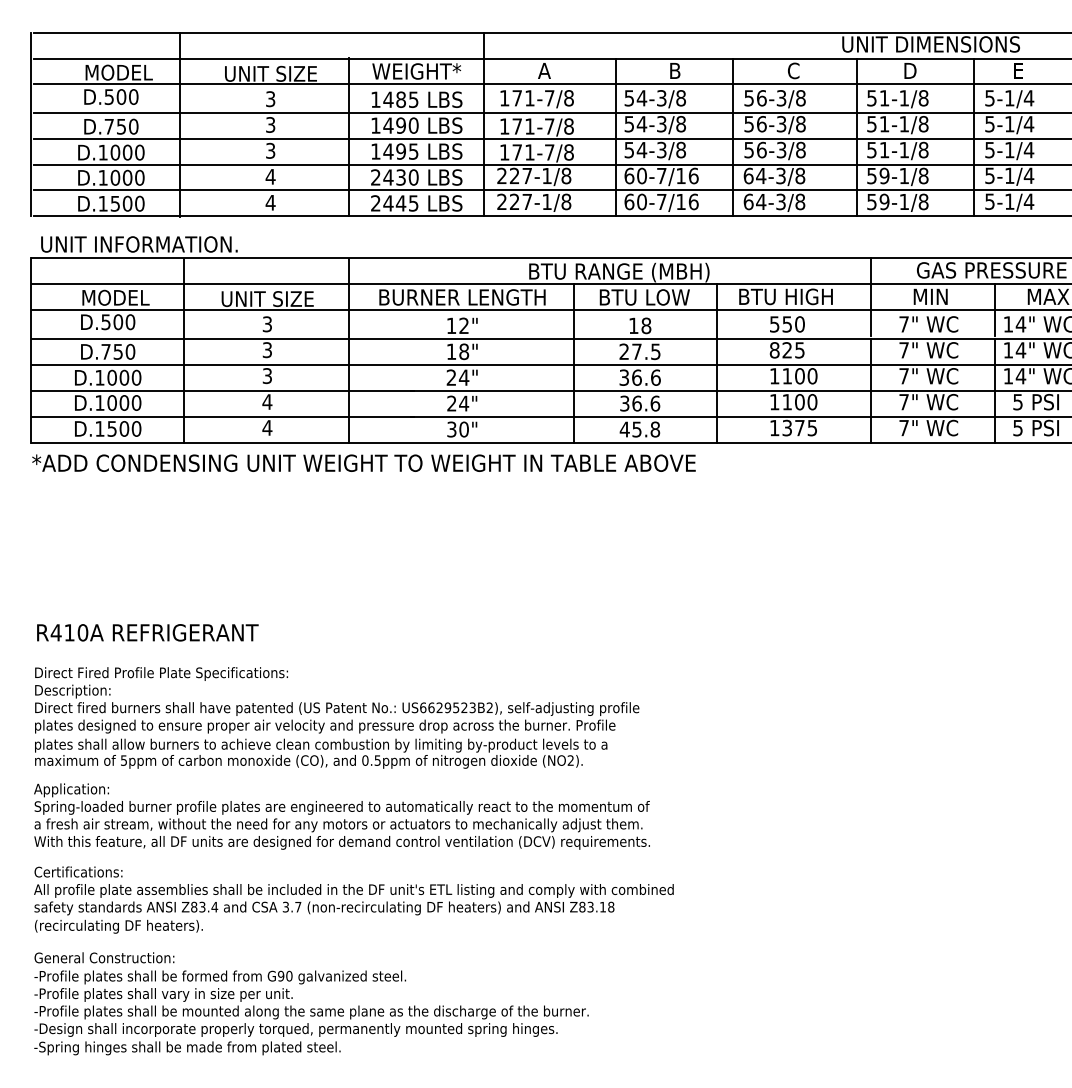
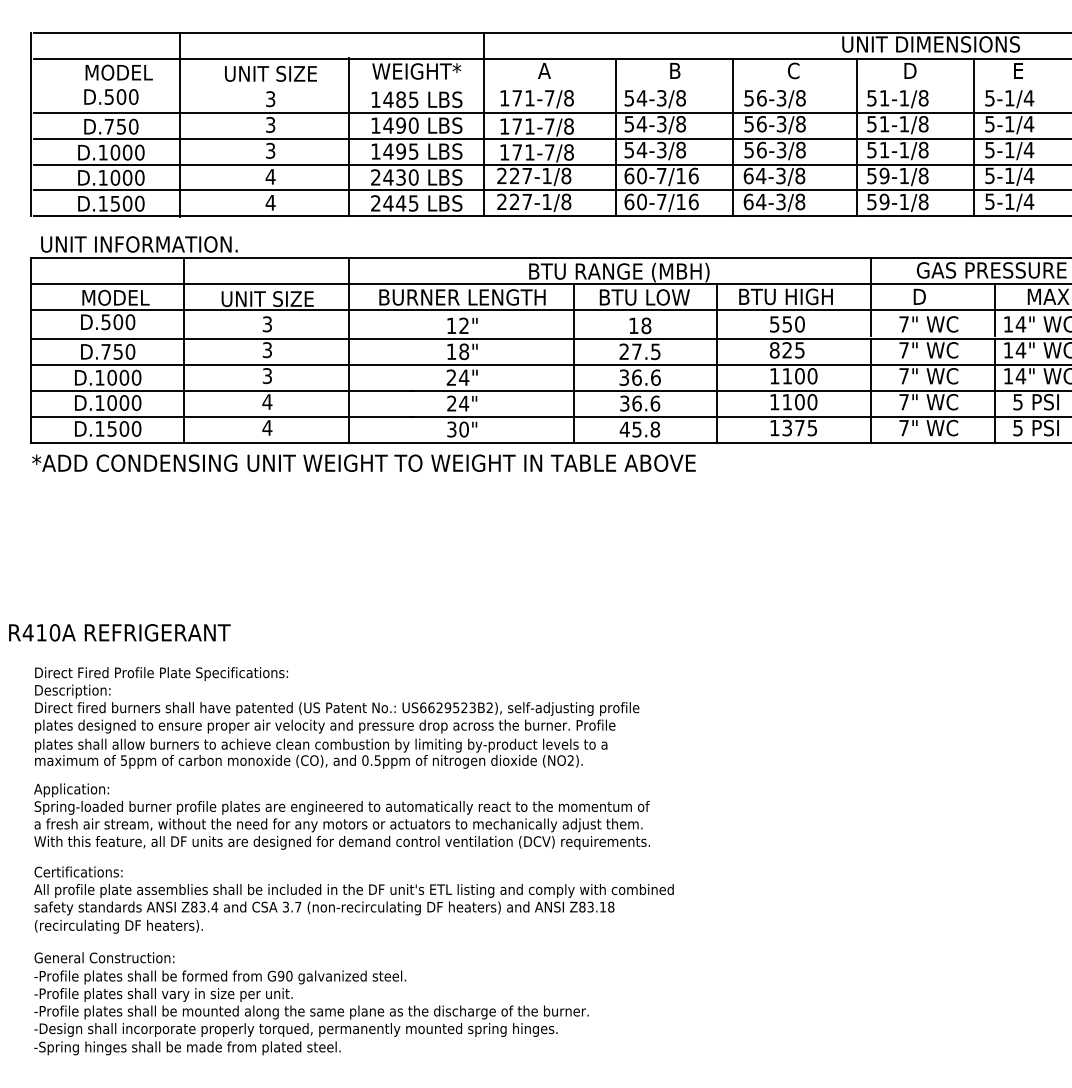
line: present -> none (550, 84)
text: MIN -> D (931, 296)
text position: (147, 632) -> (119, 632) (119, 632)
